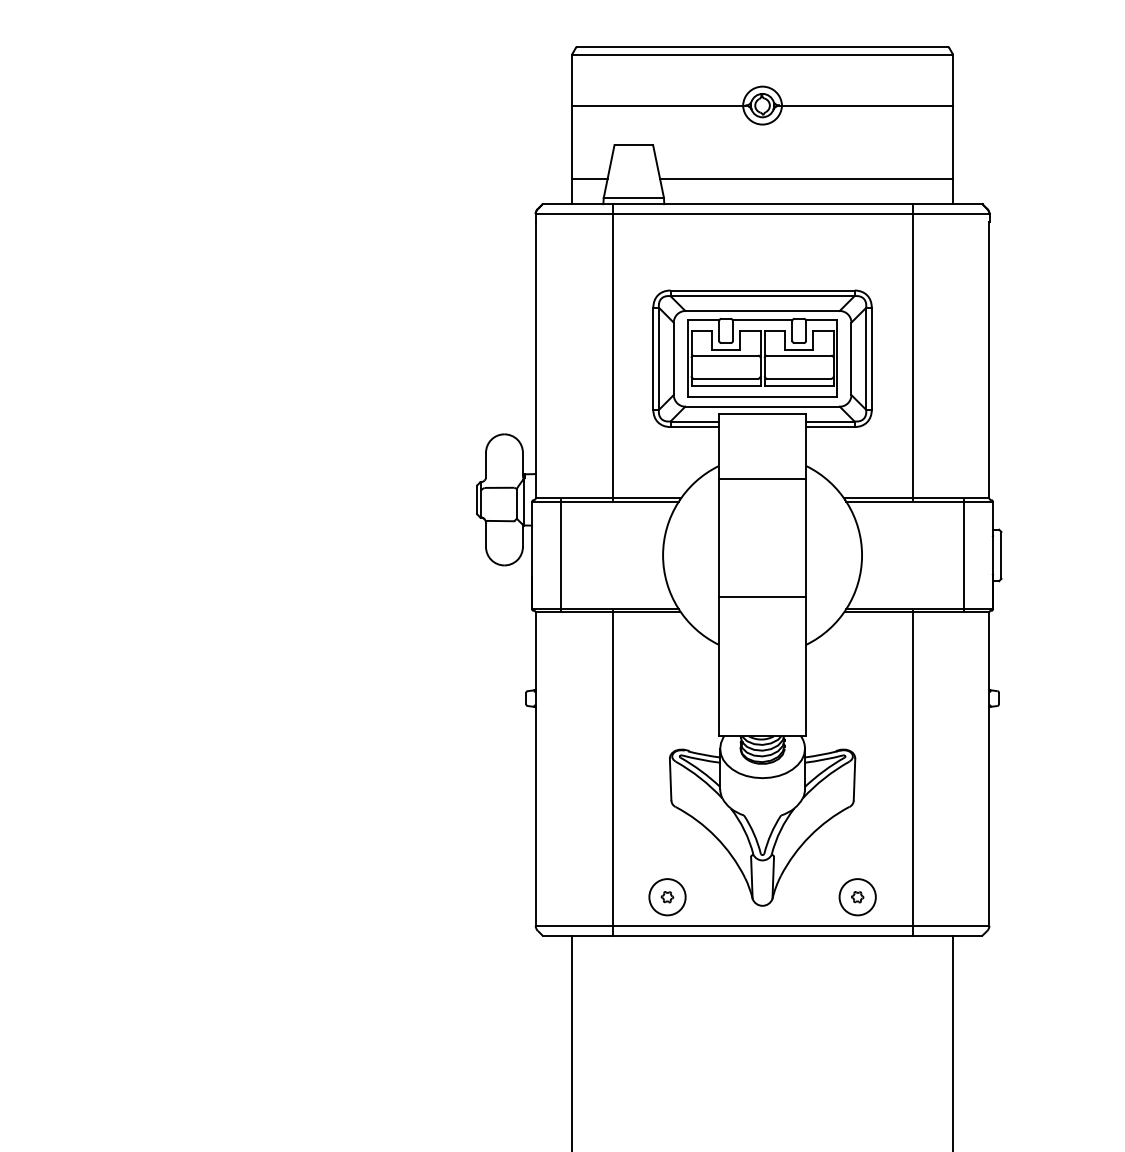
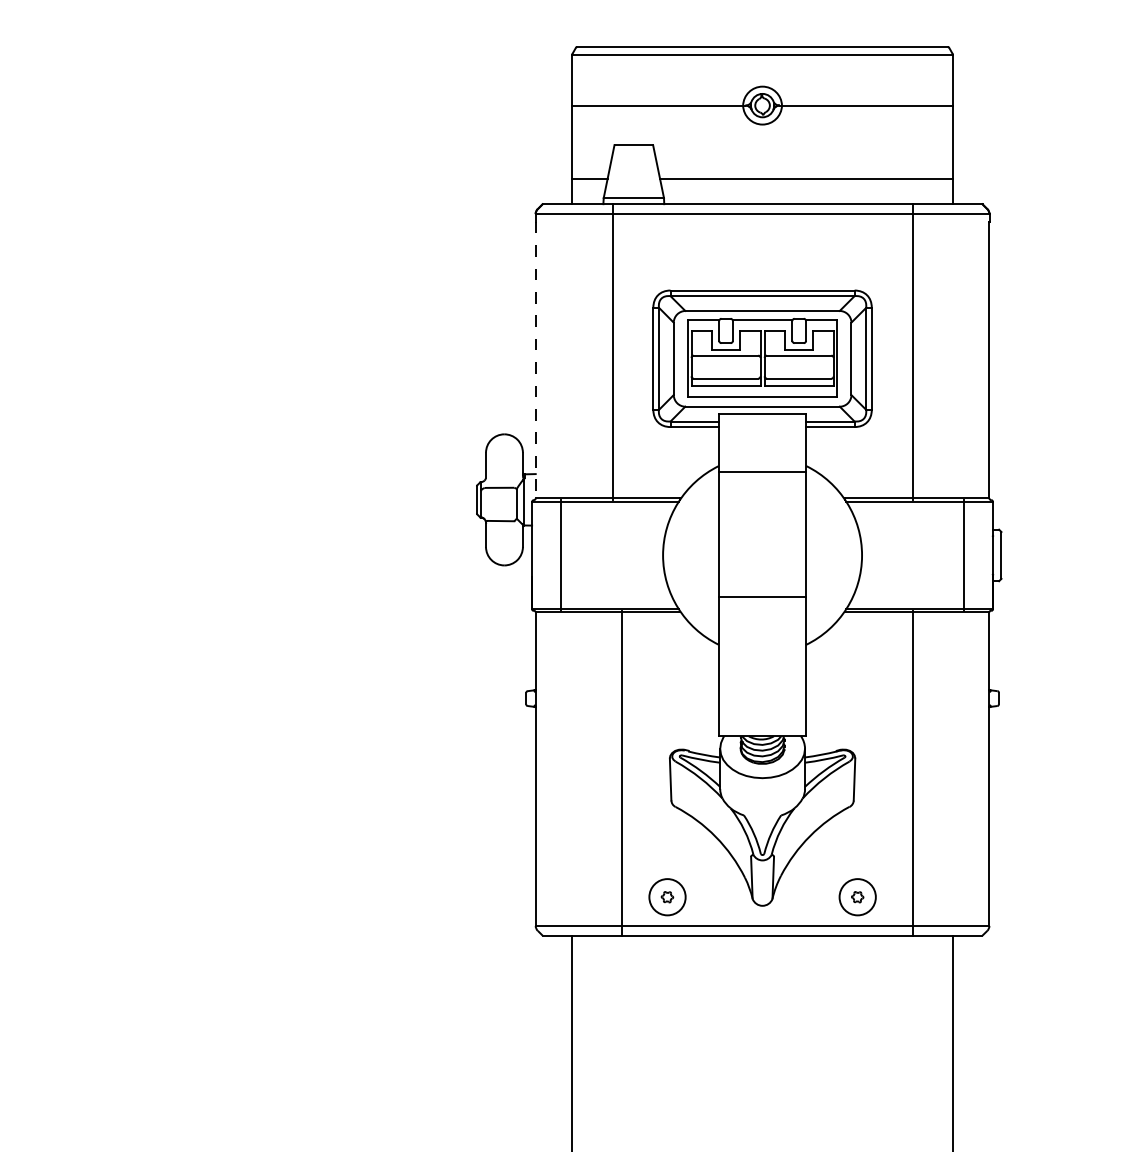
line: solid -> dashed (535, 360)
line position: (762, 479) -> (762, 472) (762, 472)
line position: (612, 772) -> (621, 772) (621, 772)
